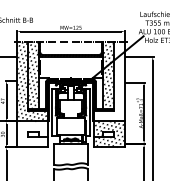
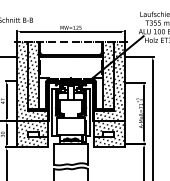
hatch: none -> present (109, 81)
hatch: none -> present (31, 134)
